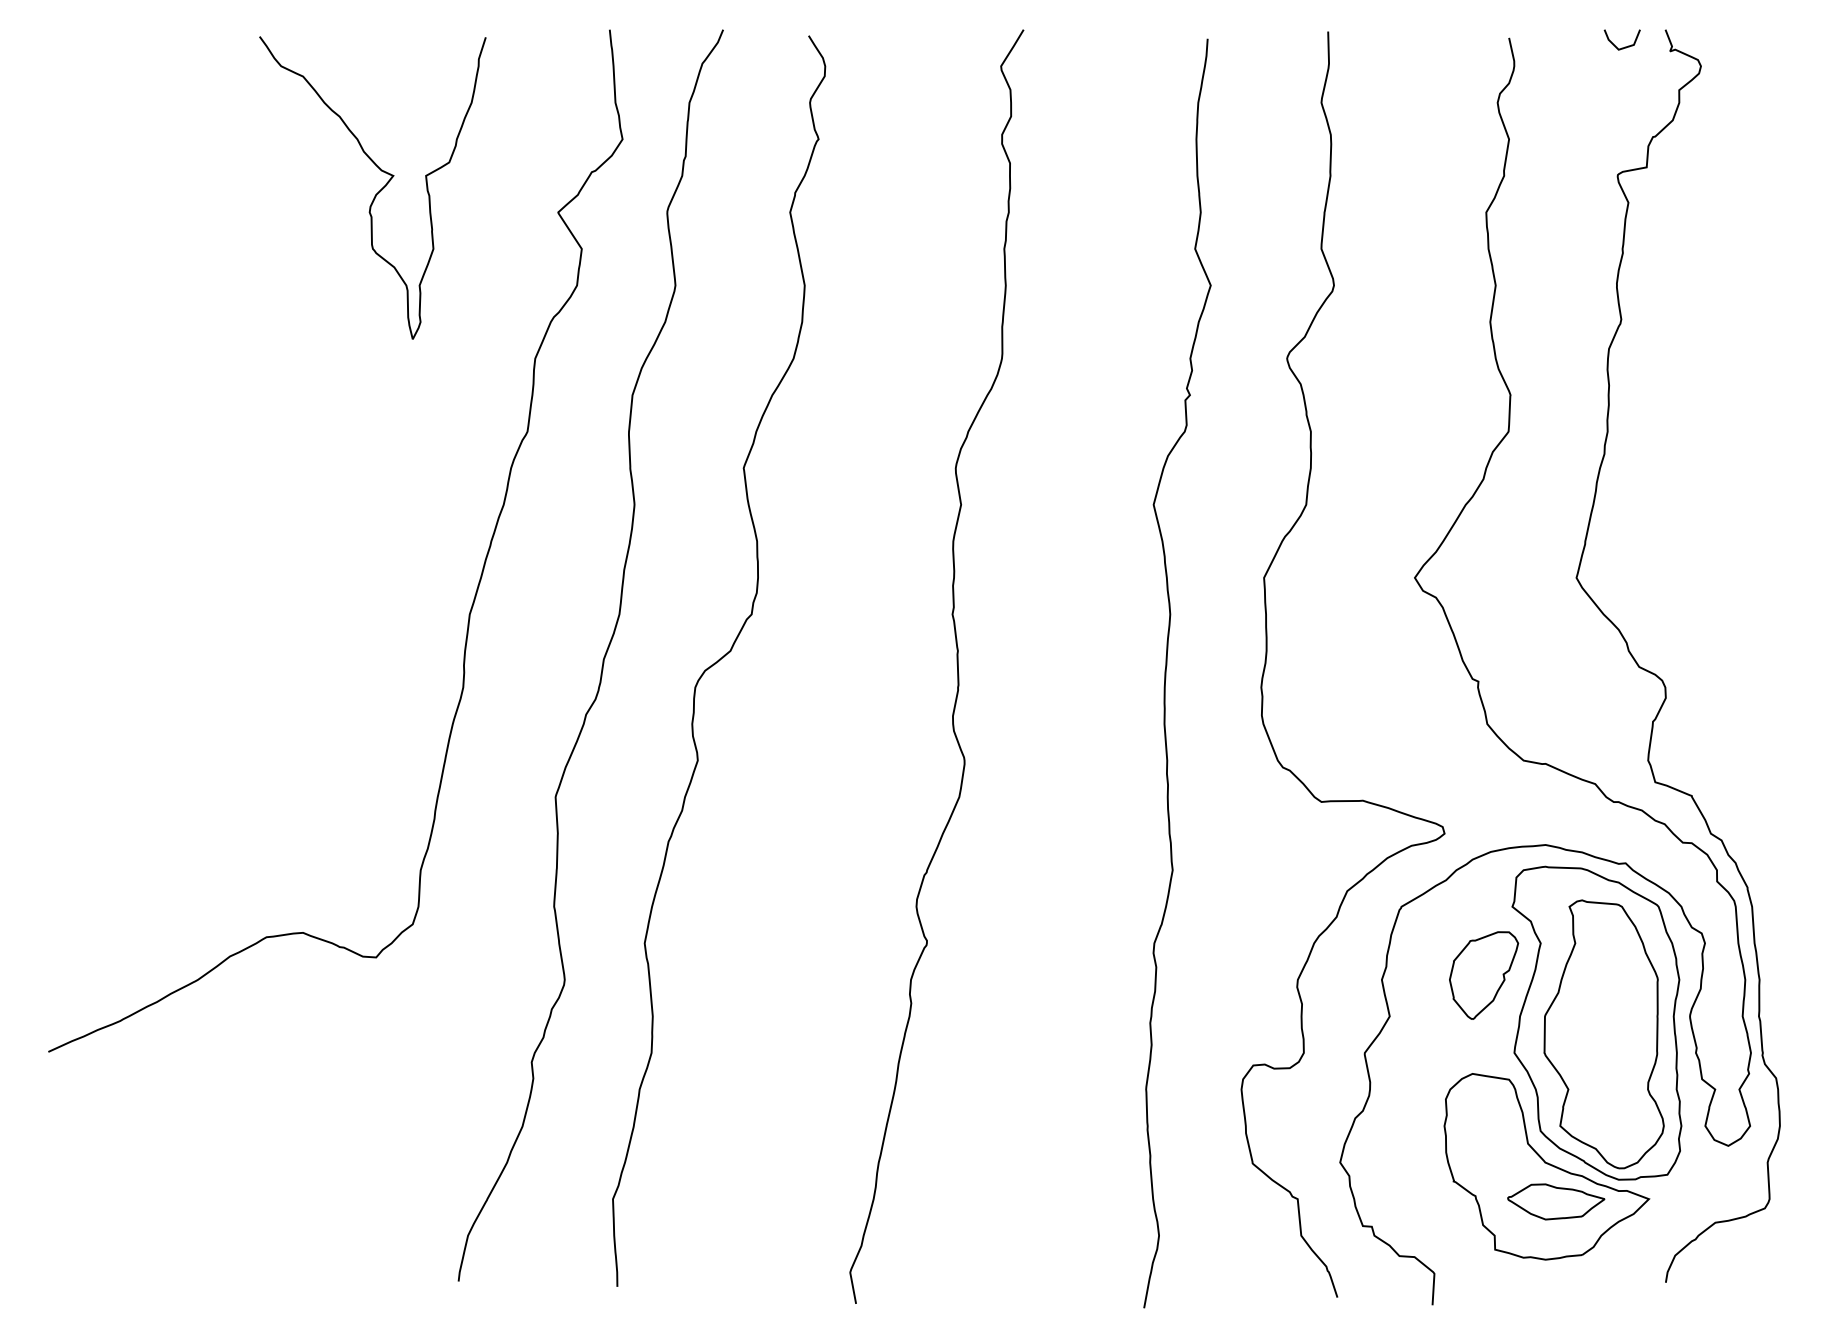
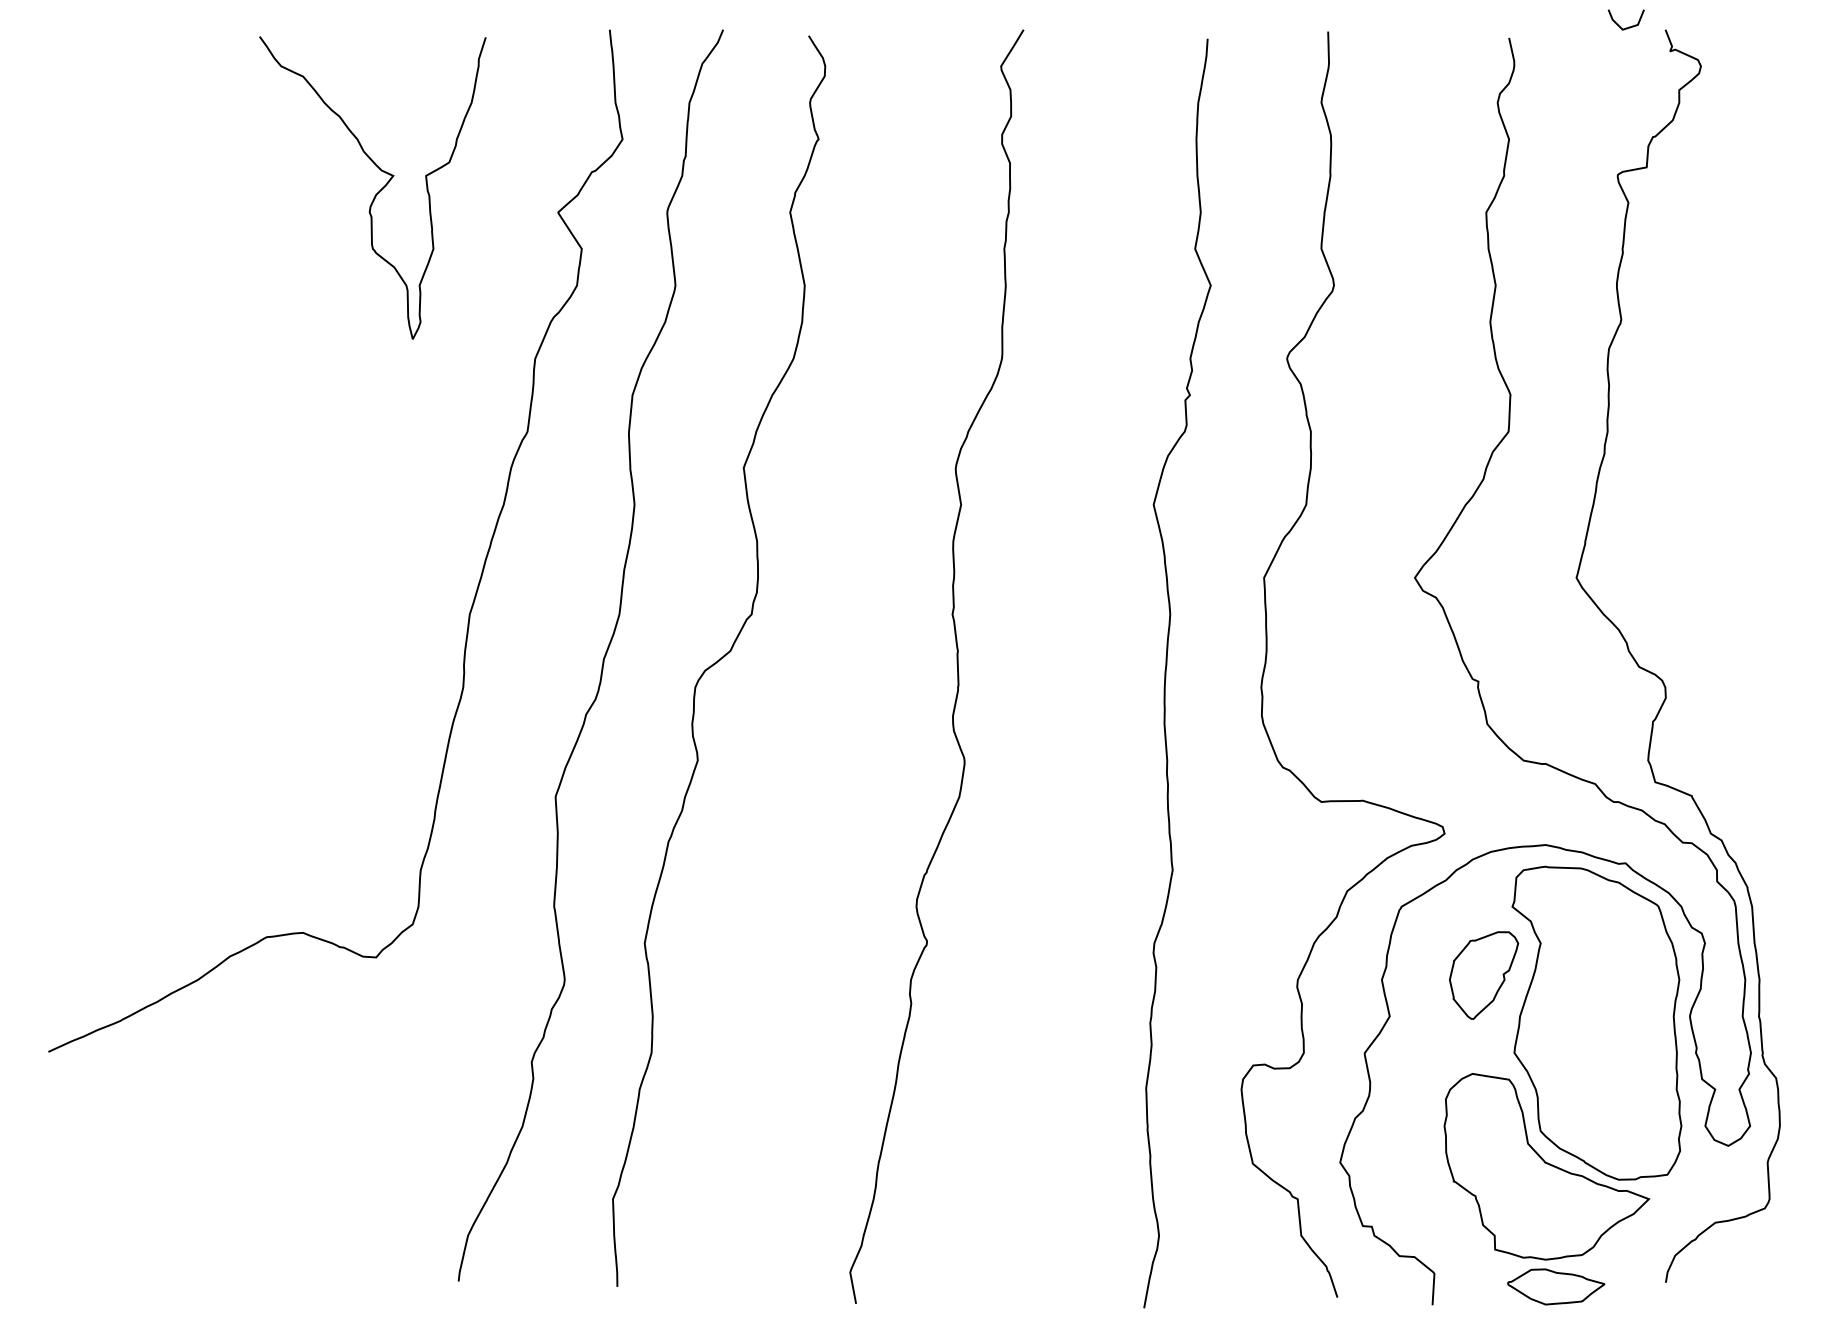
line position: (1621, 47) -> (1625, 27) (1625, 27)
part: present -> none (1603, 1034)
part position: (1556, 1201) -> (1556, 1286) (1556, 1286)
